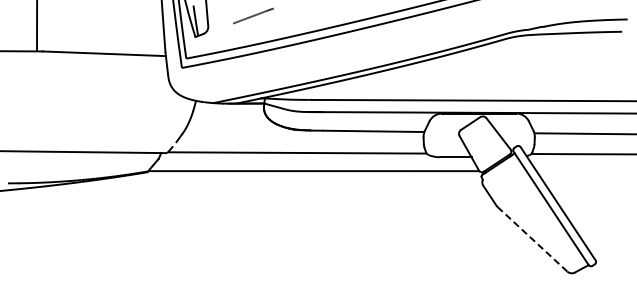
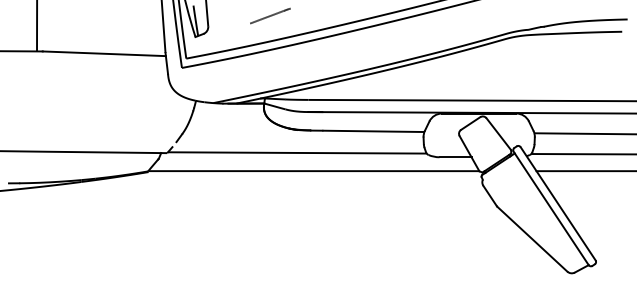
line position: (253, 15) -> (270, 15) (270, 15)
line: none -> present (584, 171)
line: dashed -> solid (532, 239)
